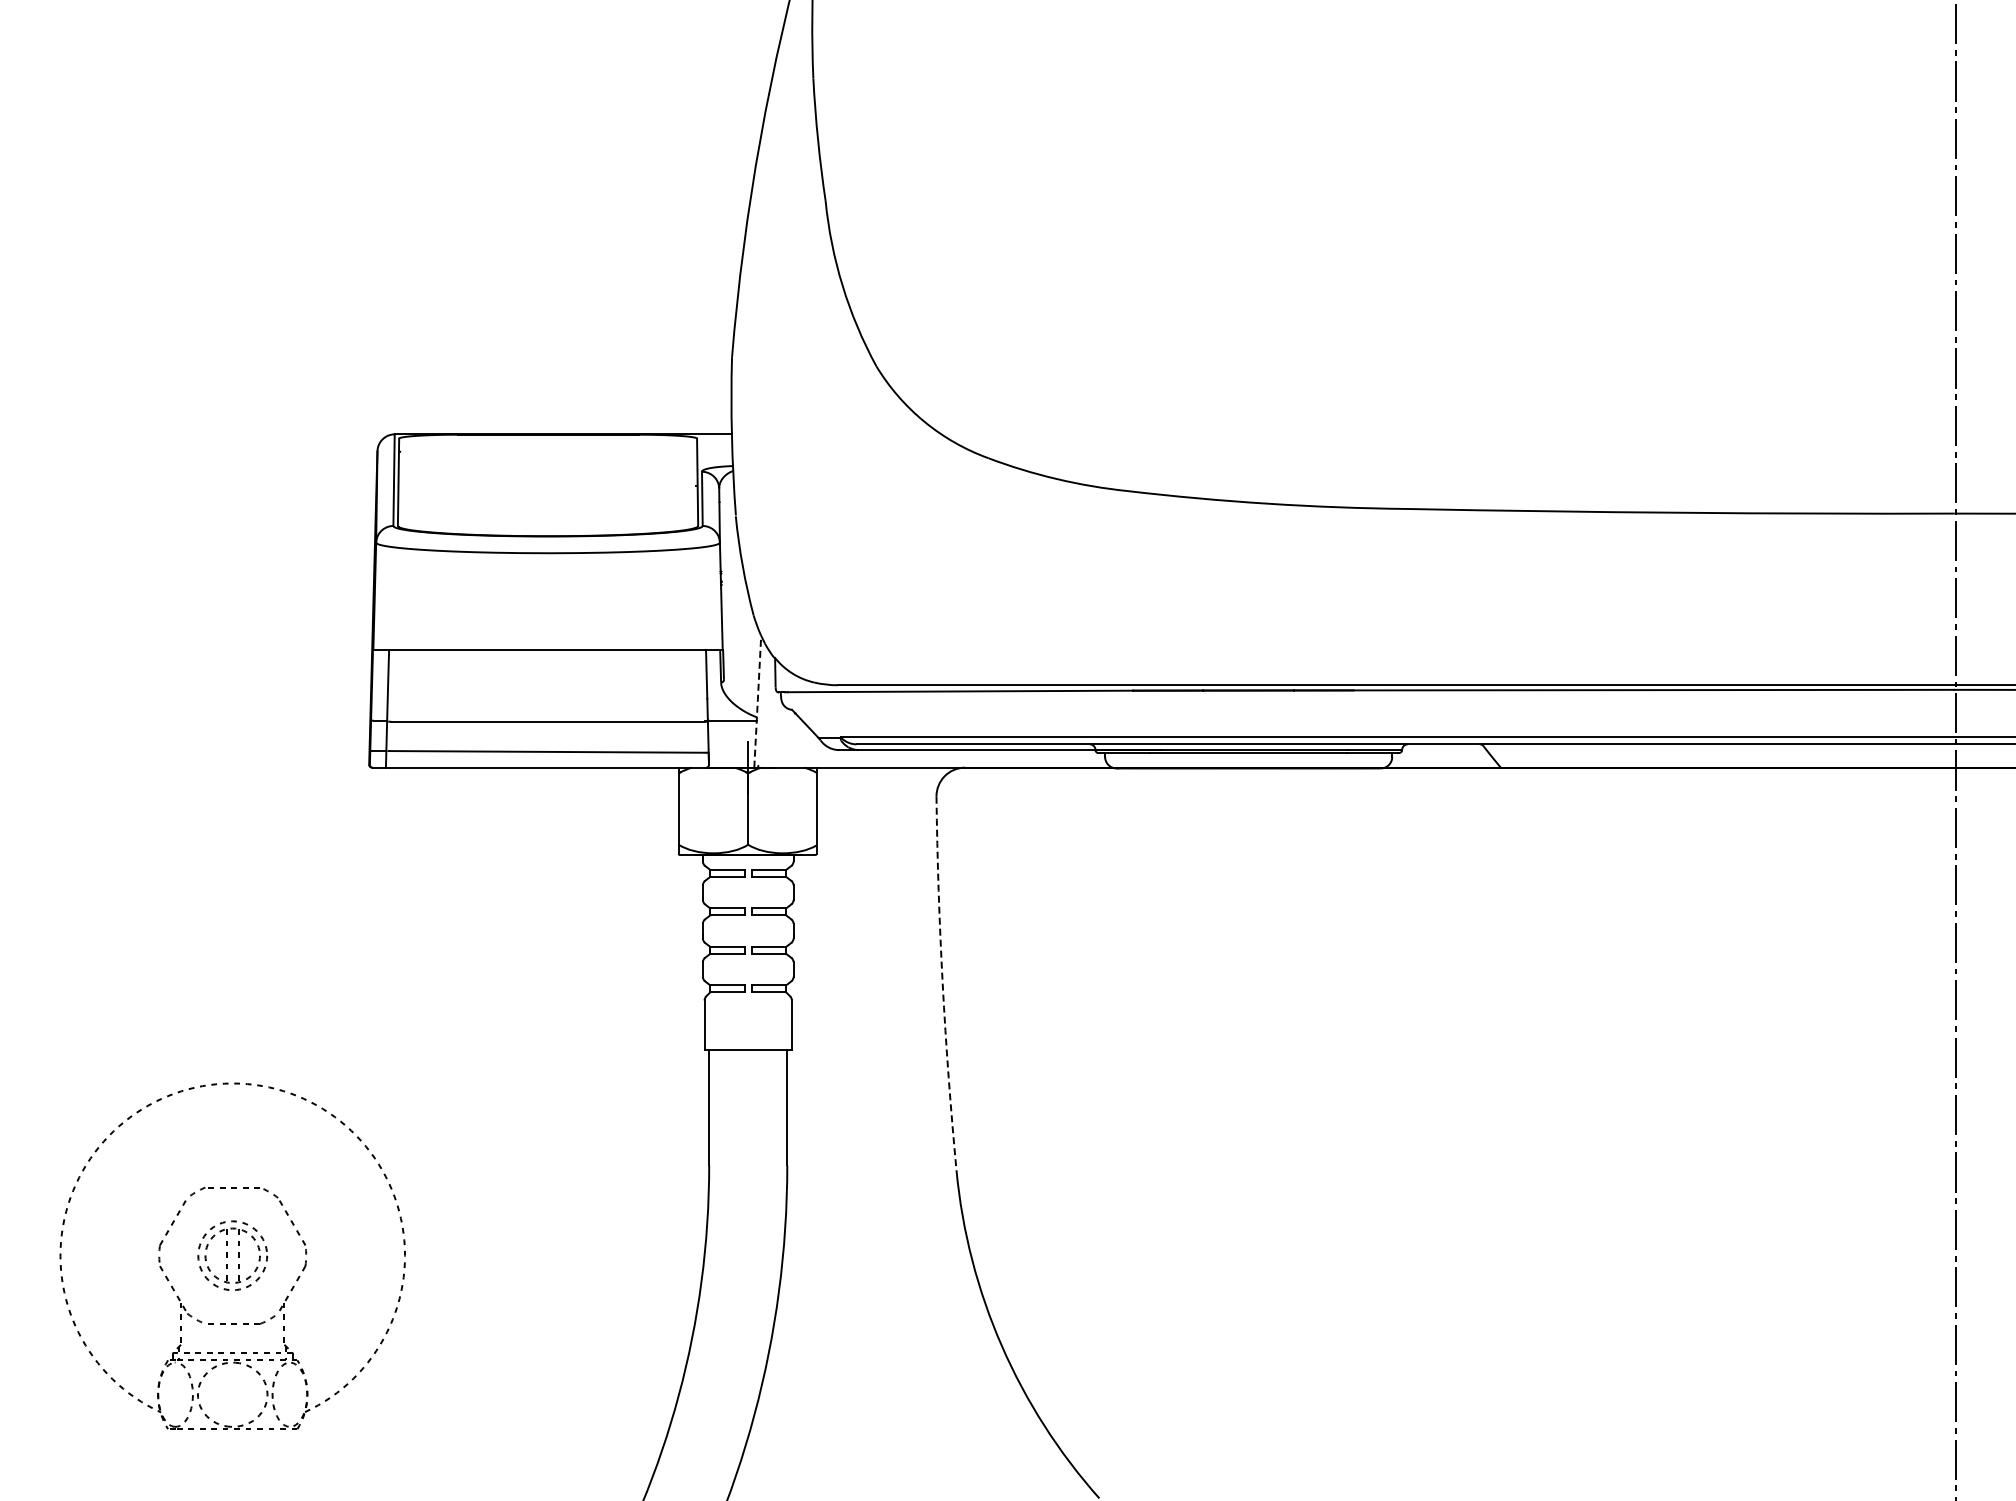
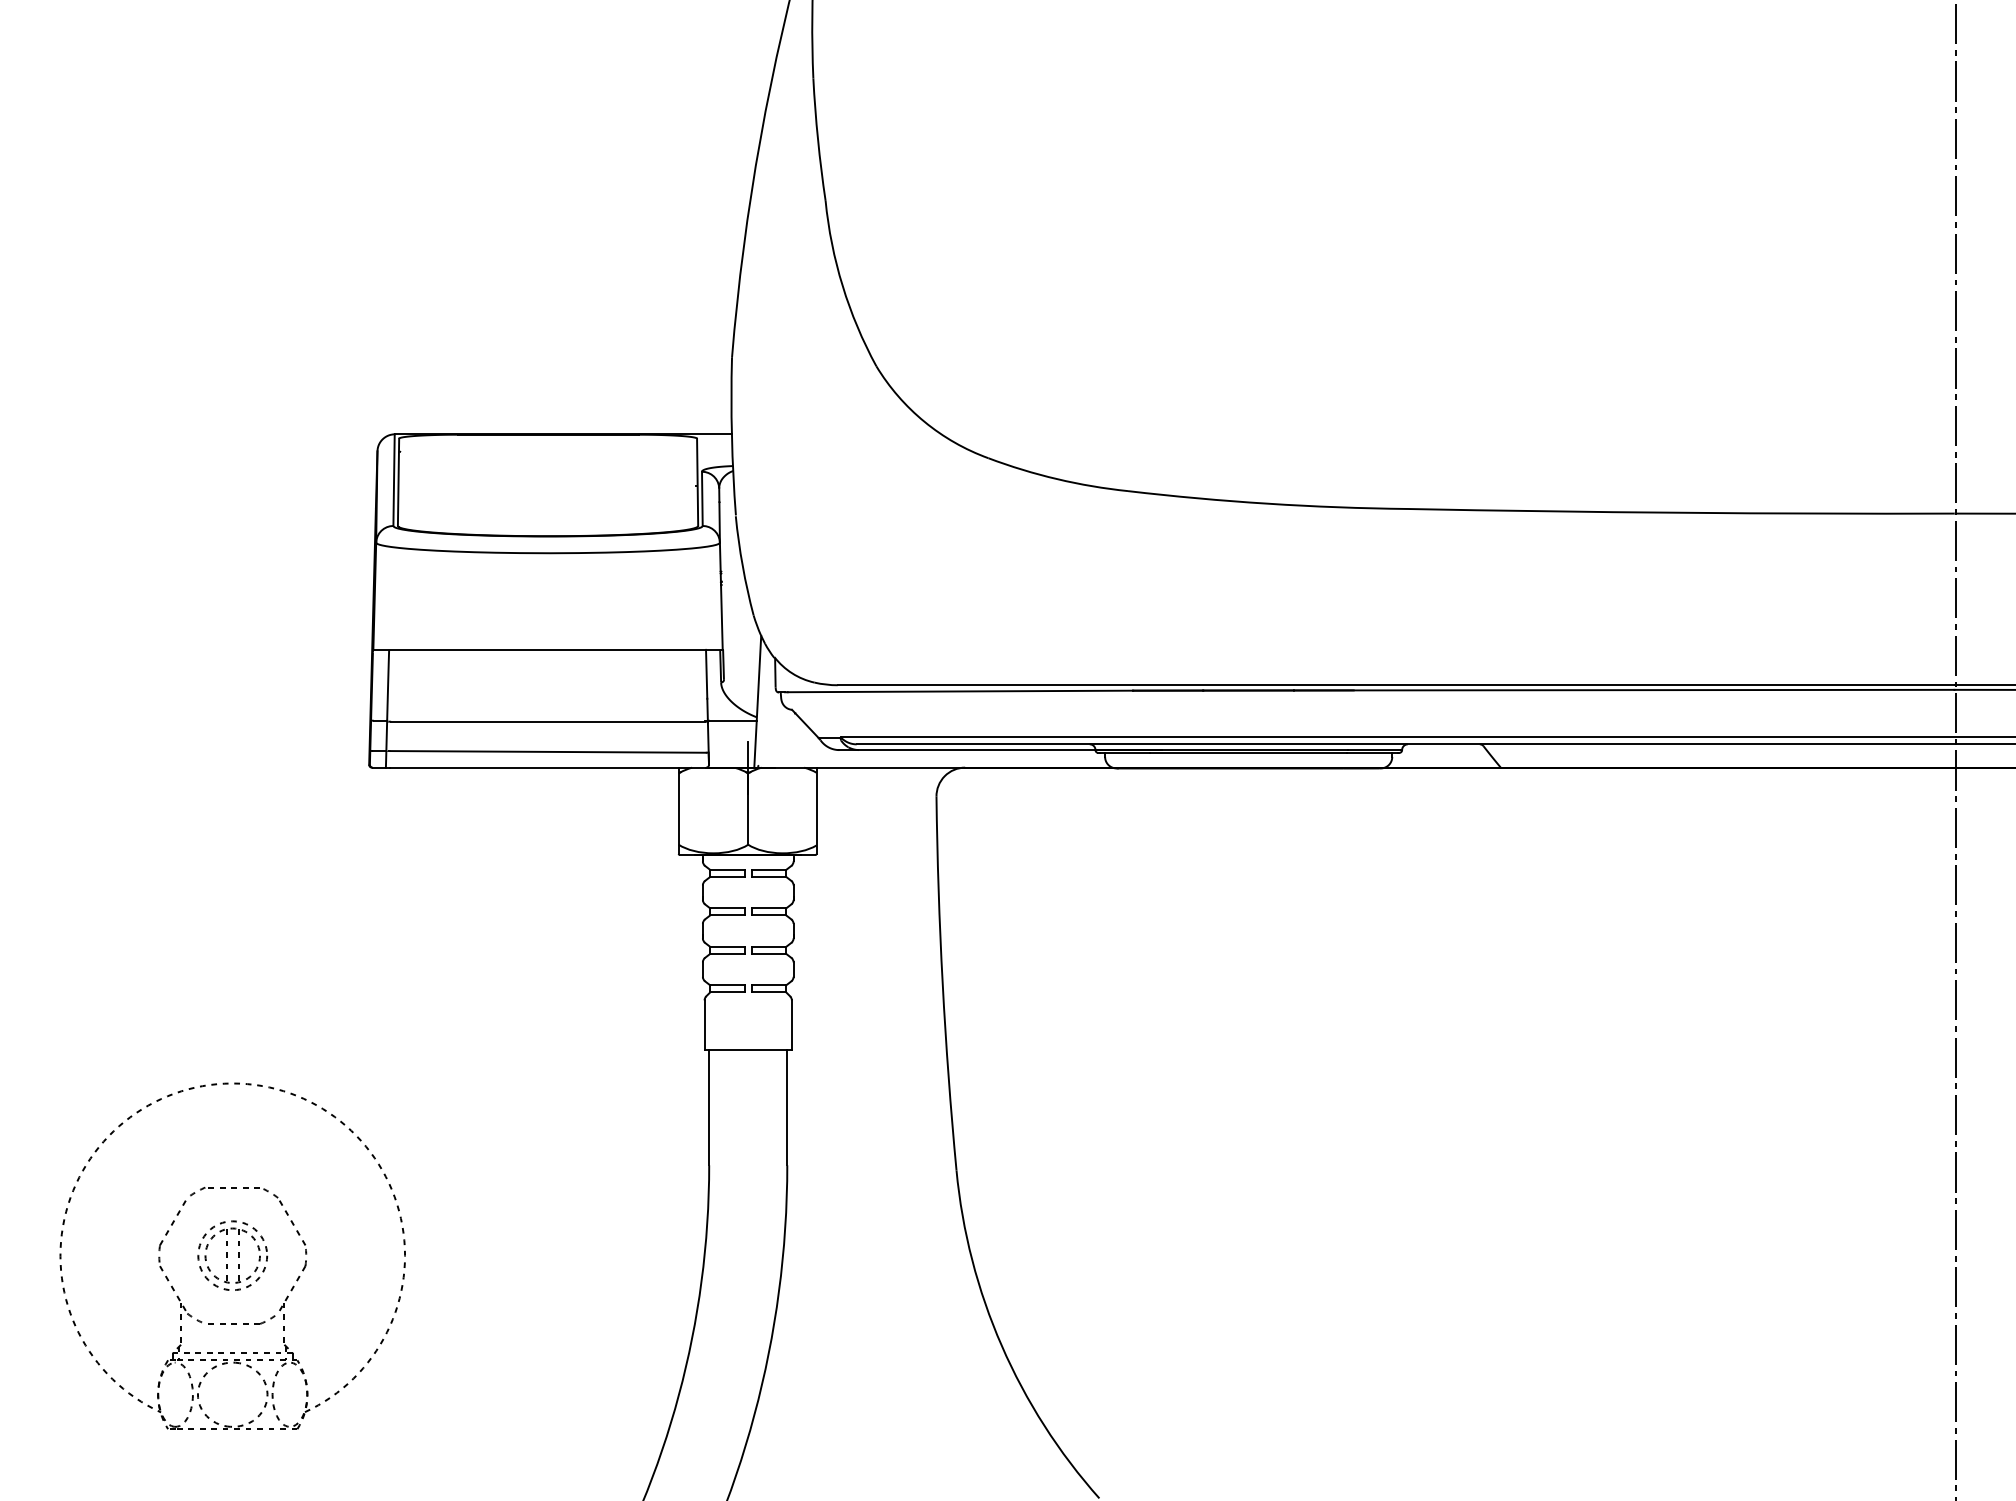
line: dashed -> solid (757, 701)
arc: dashed -> solid (942, 983)
